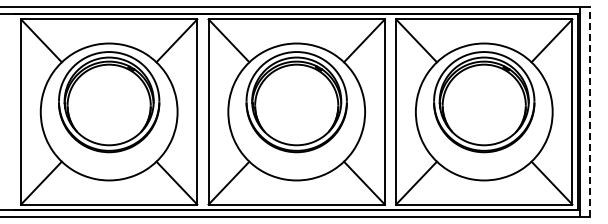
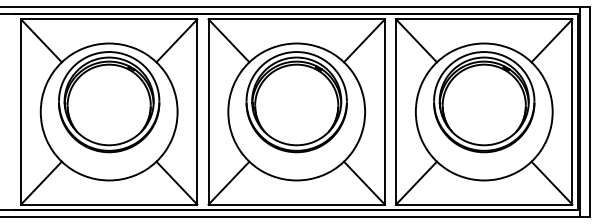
line: dashed -> solid (589, 111)
